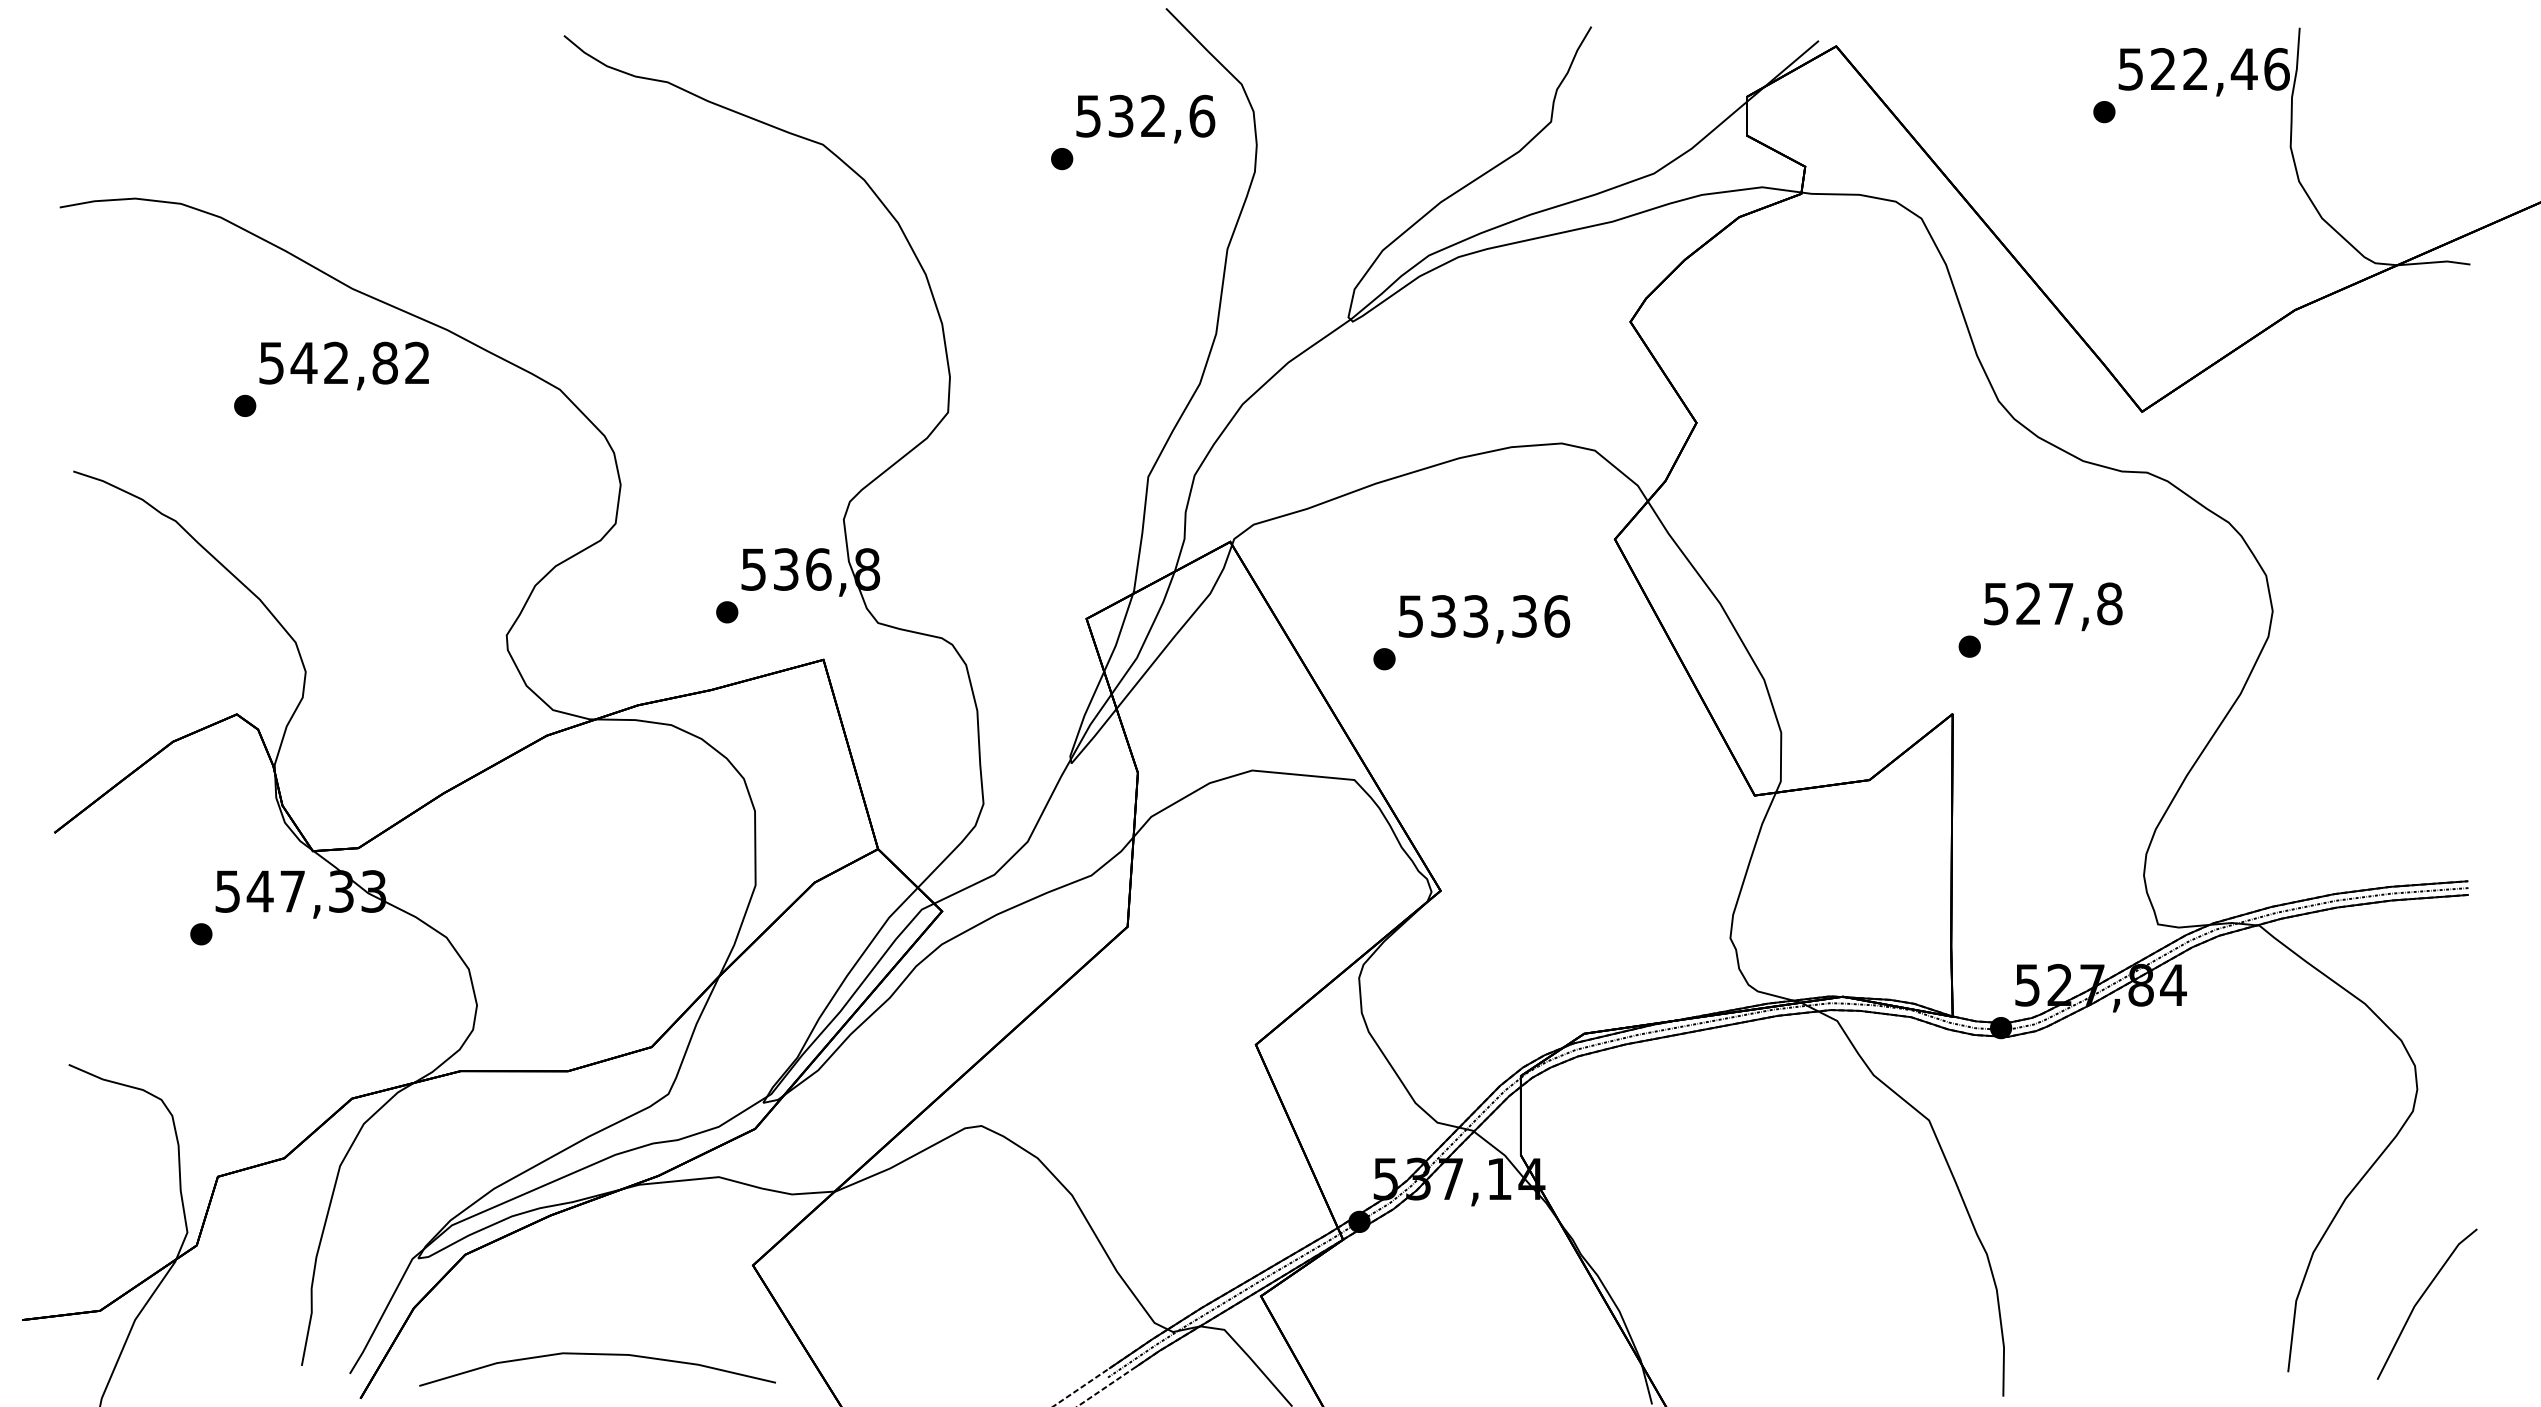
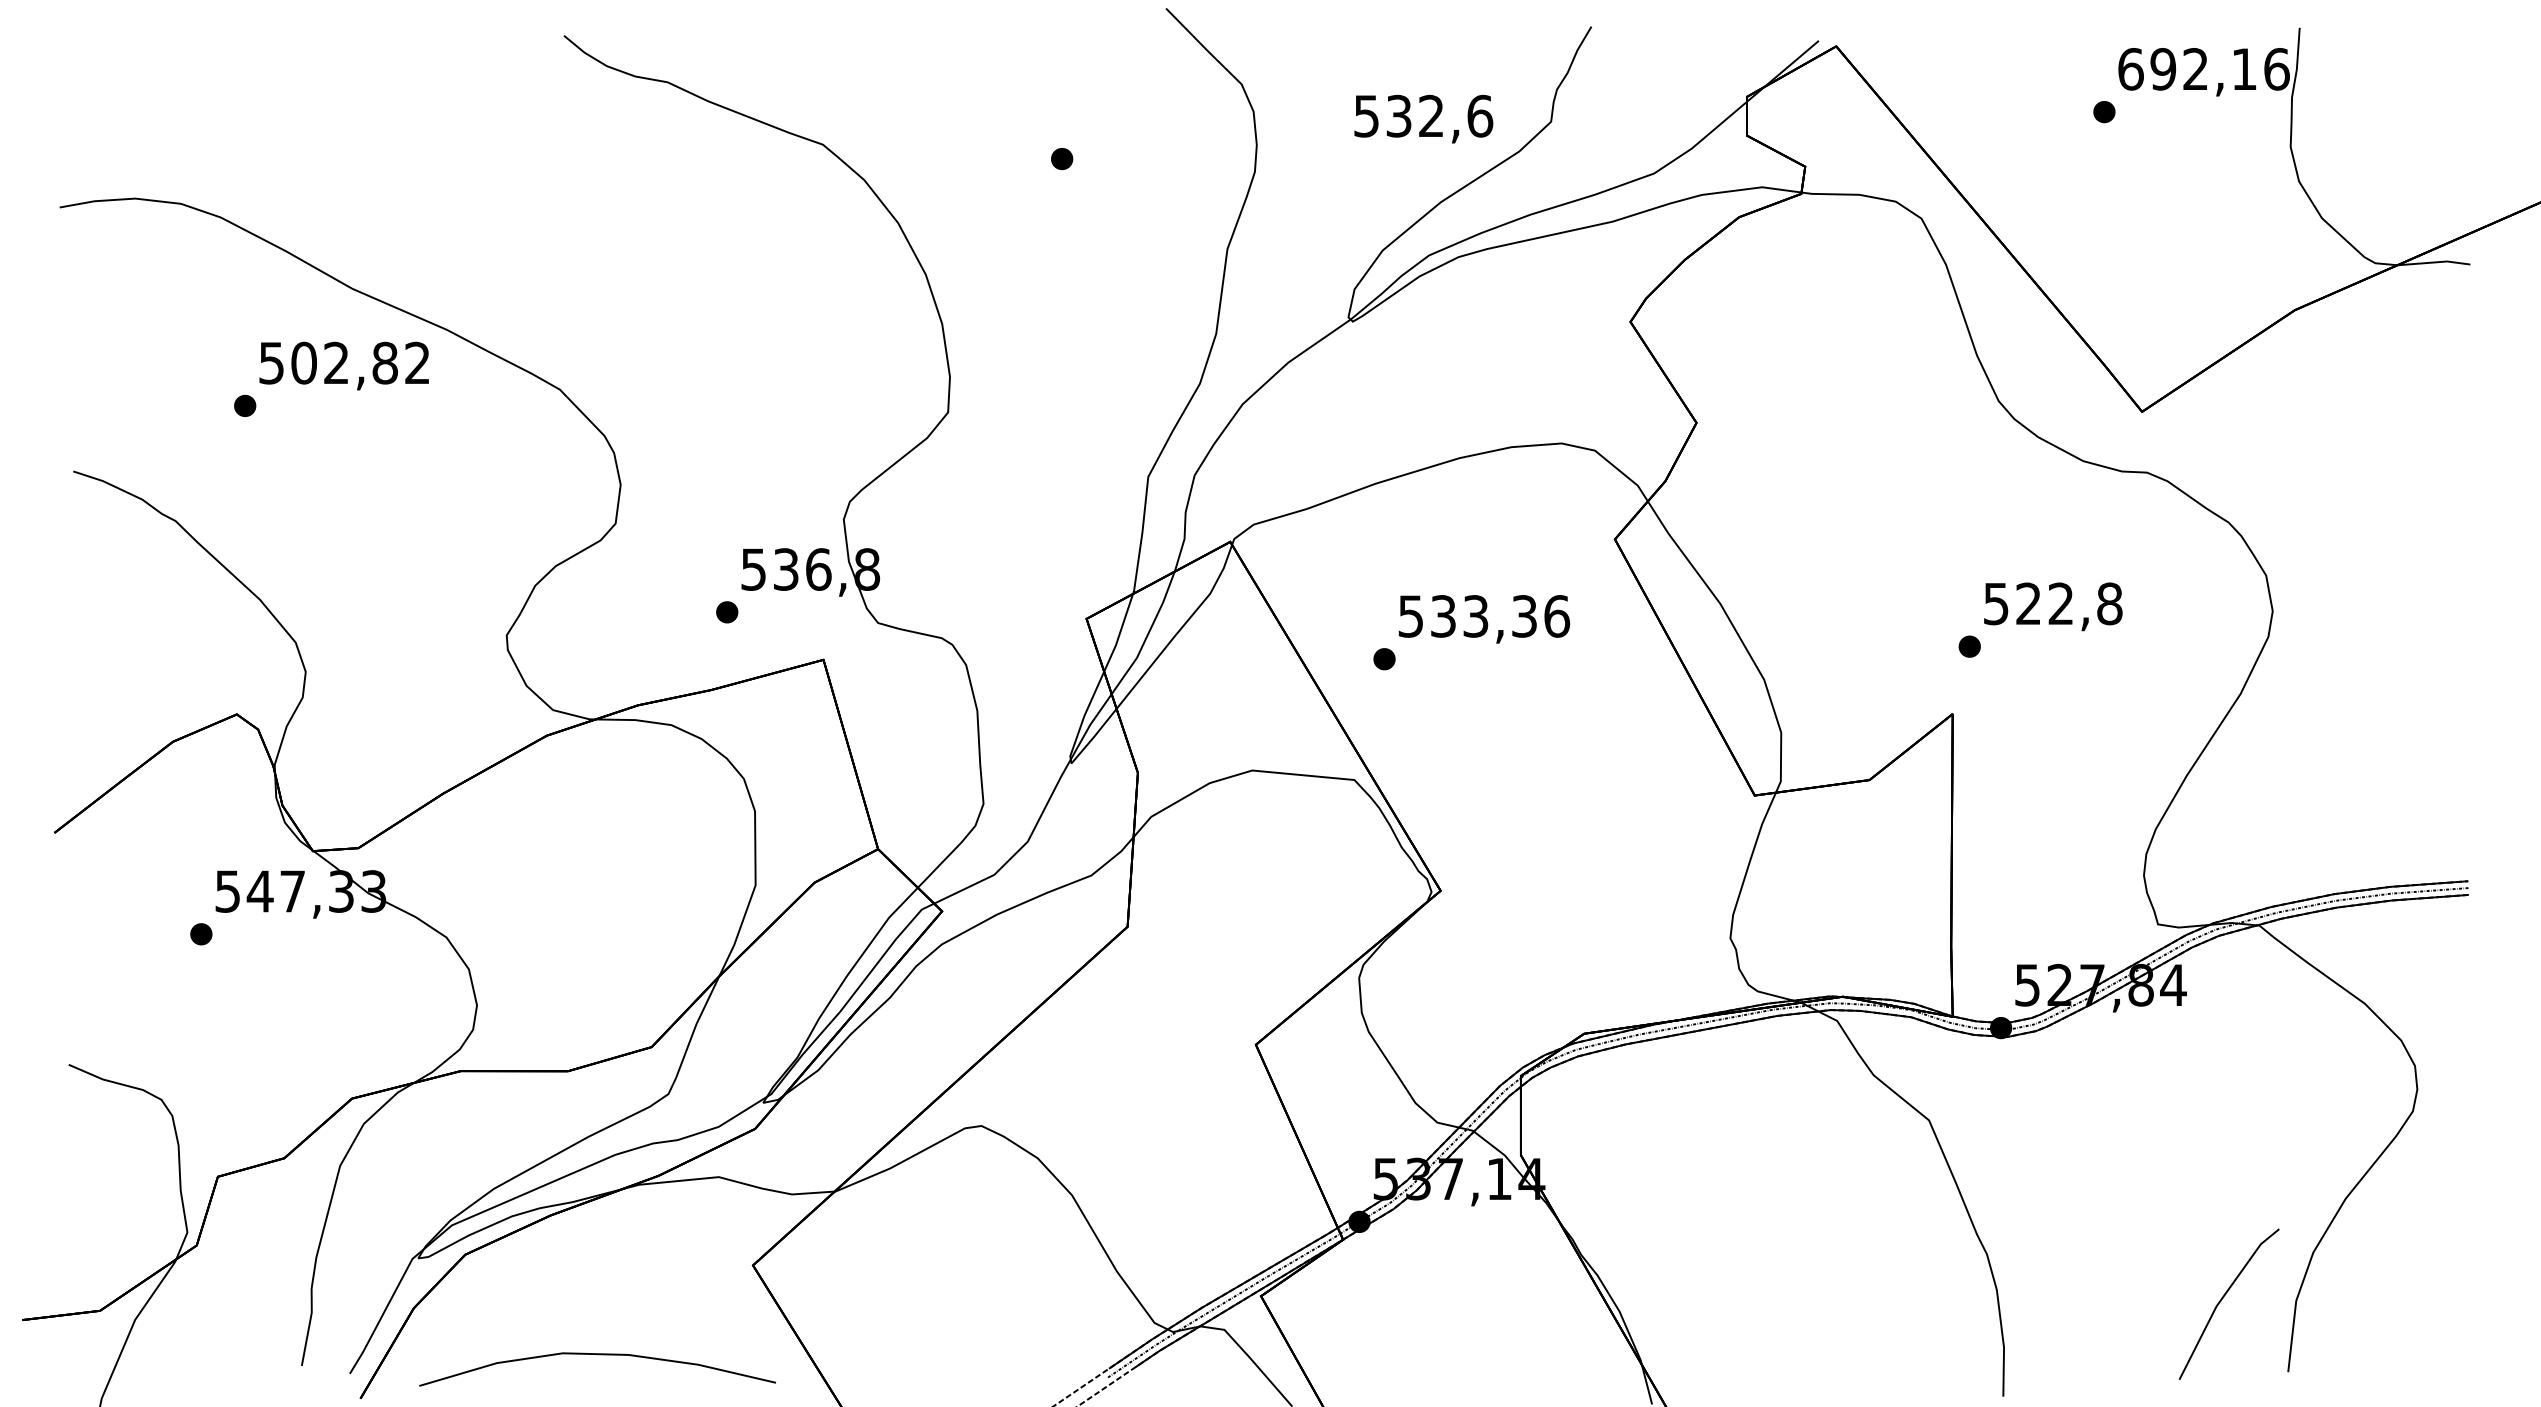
text: 522,46 -> 692,16 (2187, 69)
text position: (1145, 118) -> (1423, 118) (1423, 118)
text: 542,82 -> 502,82 (303, 362)
text: 527,8 -> 522,8 (2060, 603)
curve position: (2421, 1298) -> (2223, 1298) (2223, 1298)
